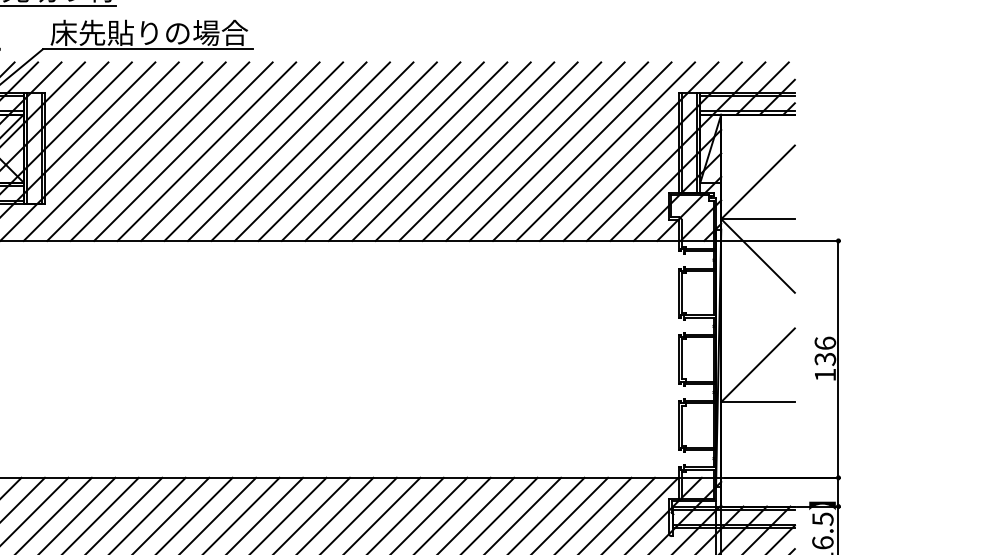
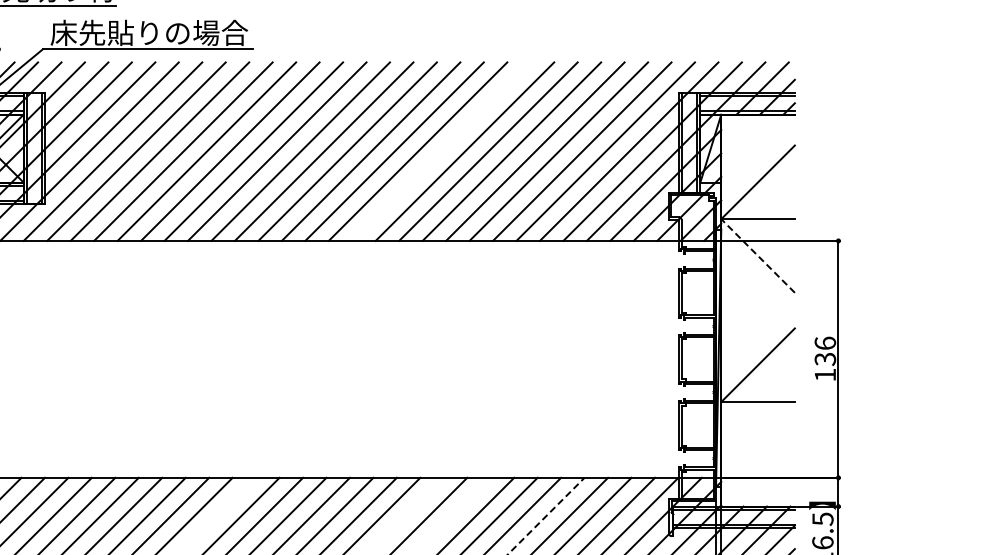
line: present -> none (441, 151)
line: solid -> dashed (757, 255)
line: present -> none (219, 514)
line: present -> none (406, 514)
line: present -> none (453, 514)
line: solid -> dashed (546, 515)
